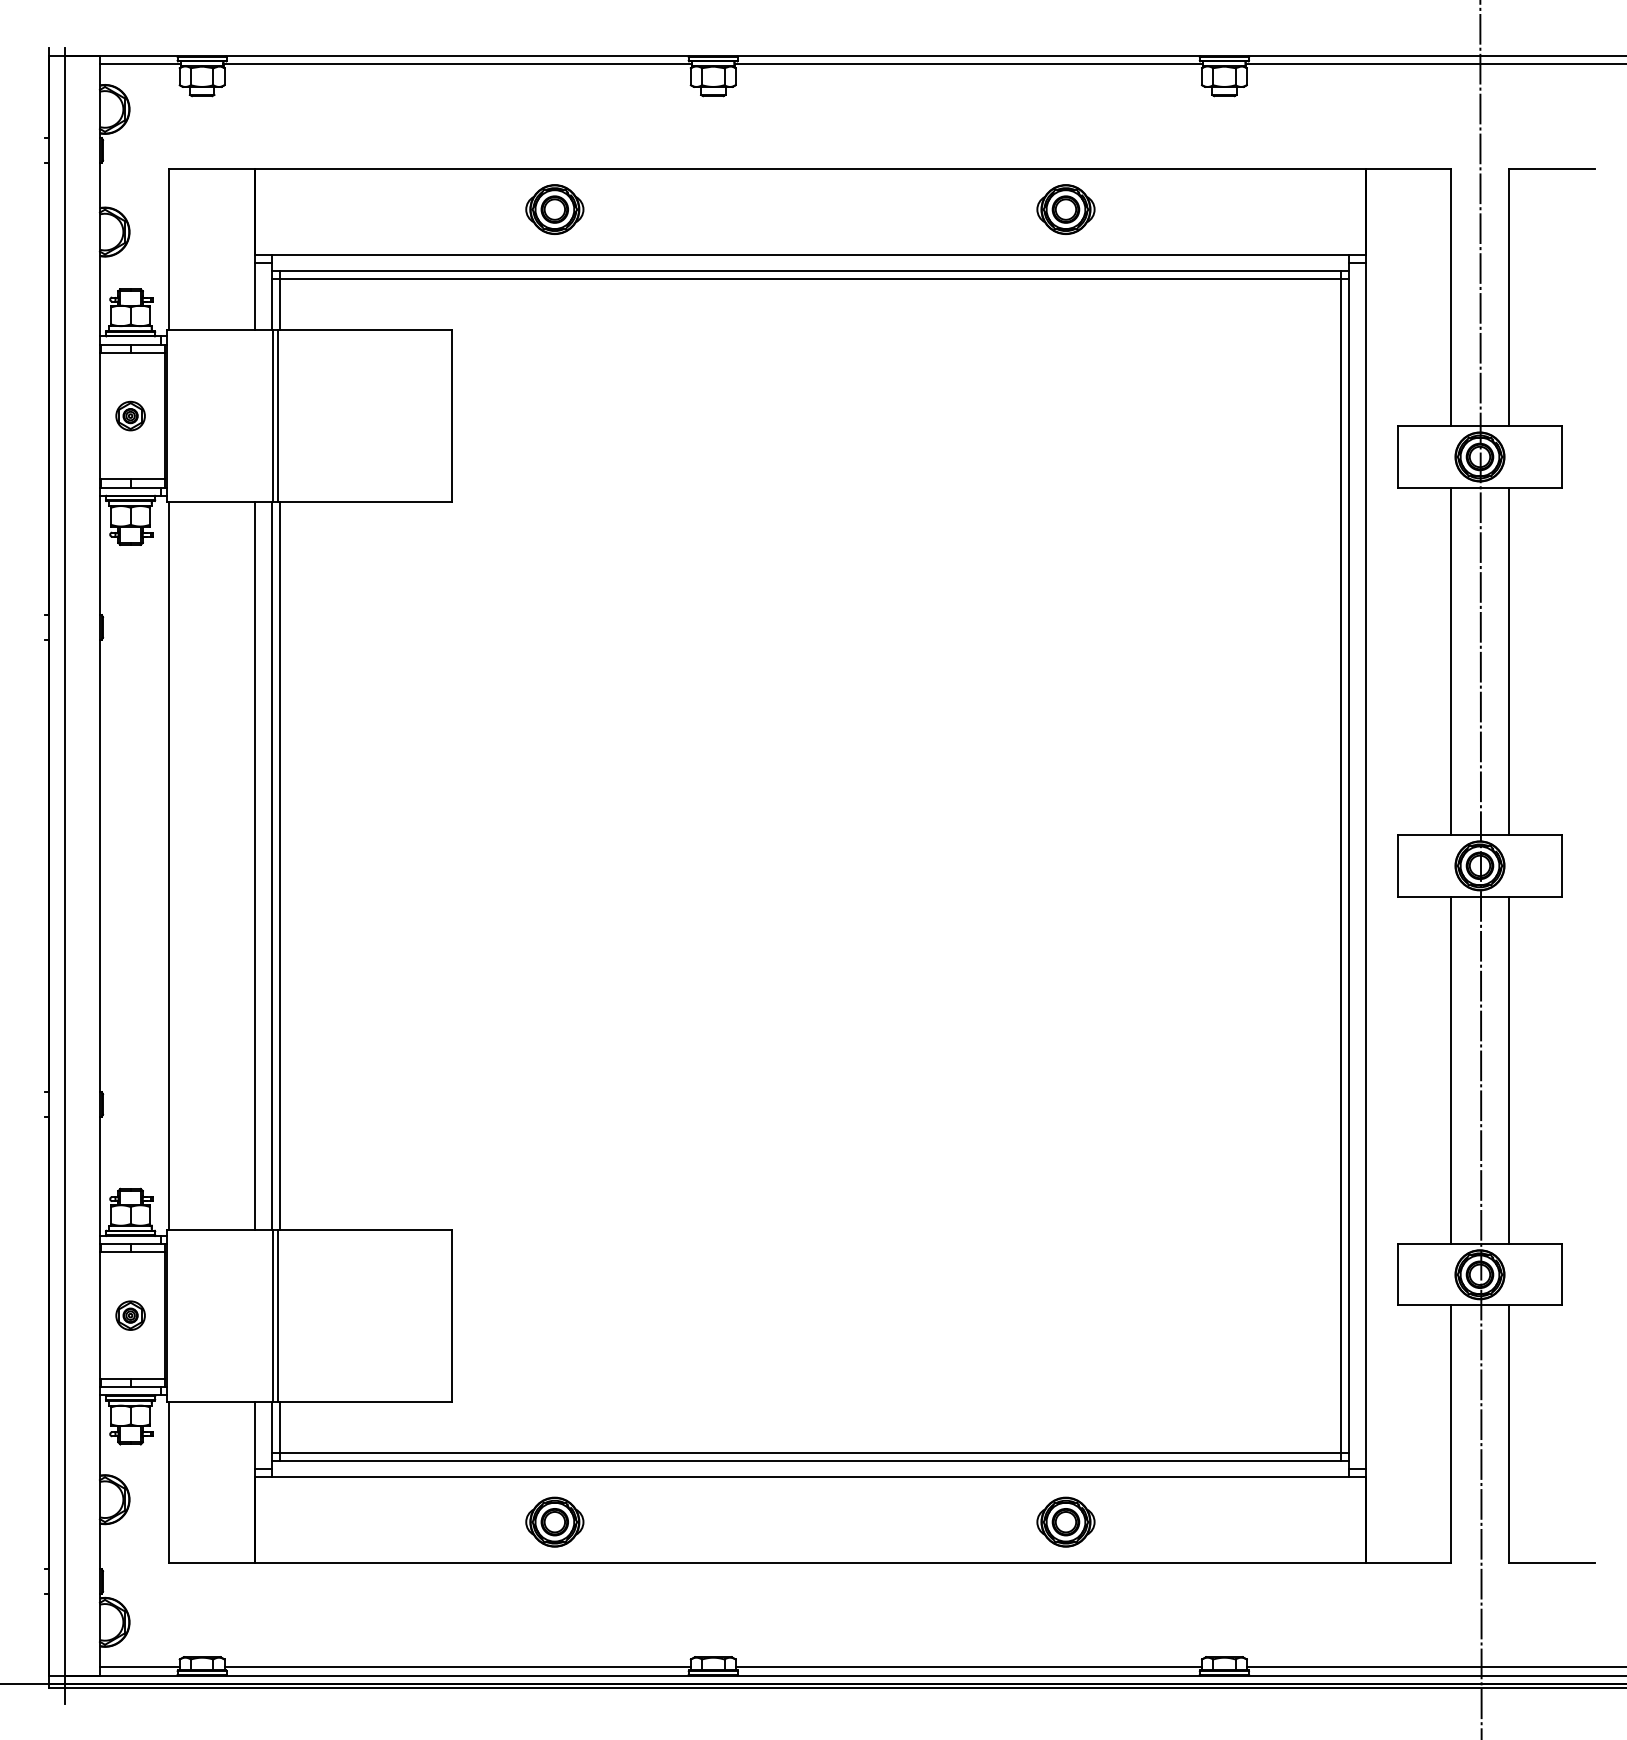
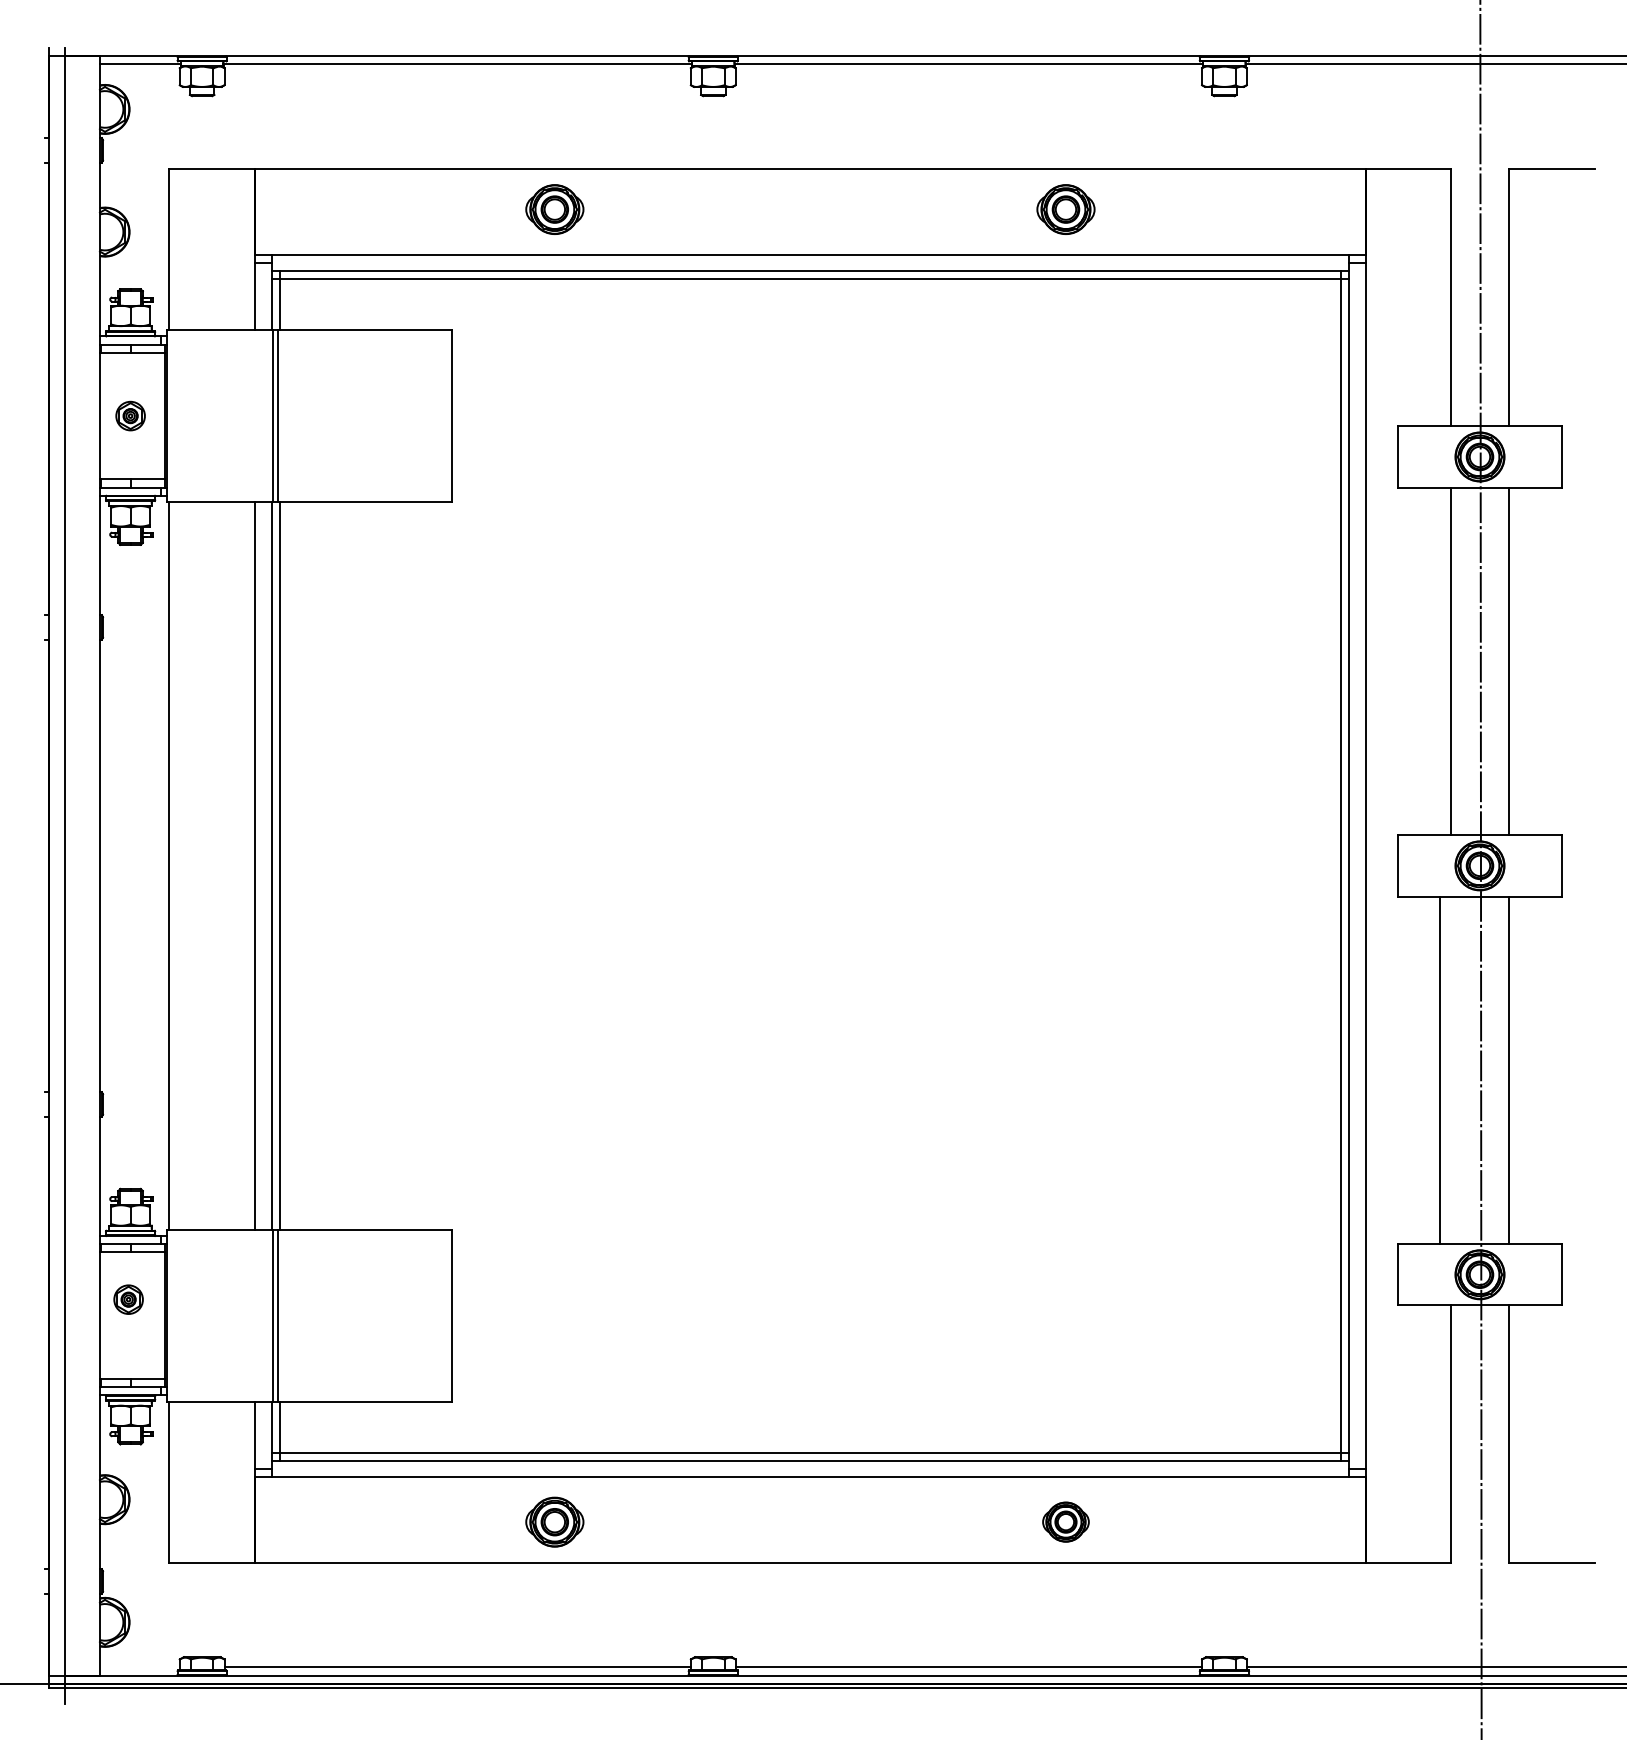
line position: (1451, 1070) -> (1440, 1070) (1440, 1070)
part position: (130, 1315) -> (128, 1299) (128, 1299)
part size: 60x52 px -> 48x42 px (1065, 1521)
line: present -> none (139, 1667)
